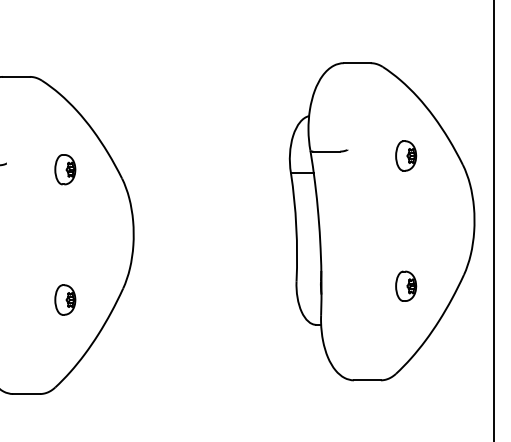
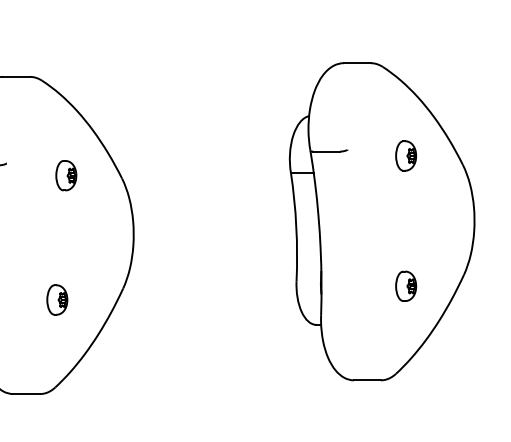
part position: (65, 169) -> (66, 175) (66, 175)
line: present -> none (493, 220)
part position: (65, 299) -> (57, 299) (57, 299)
